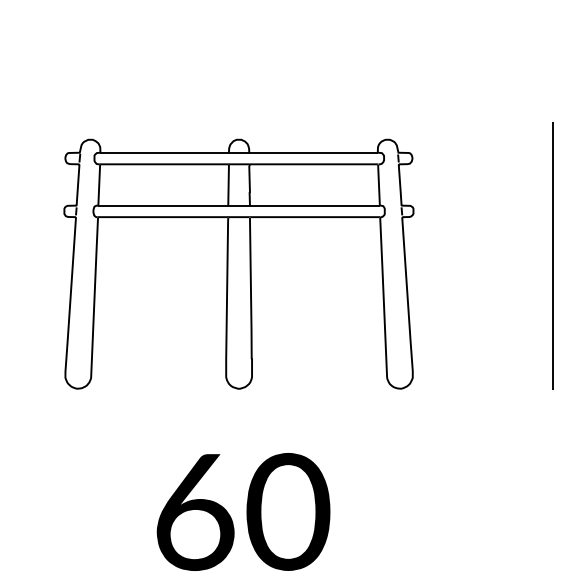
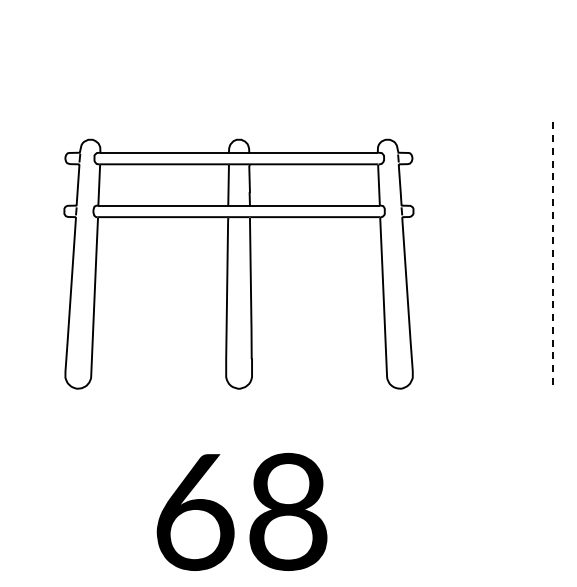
line: solid -> dashed (553, 256)
text: 60 -> 68 (288, 511)
